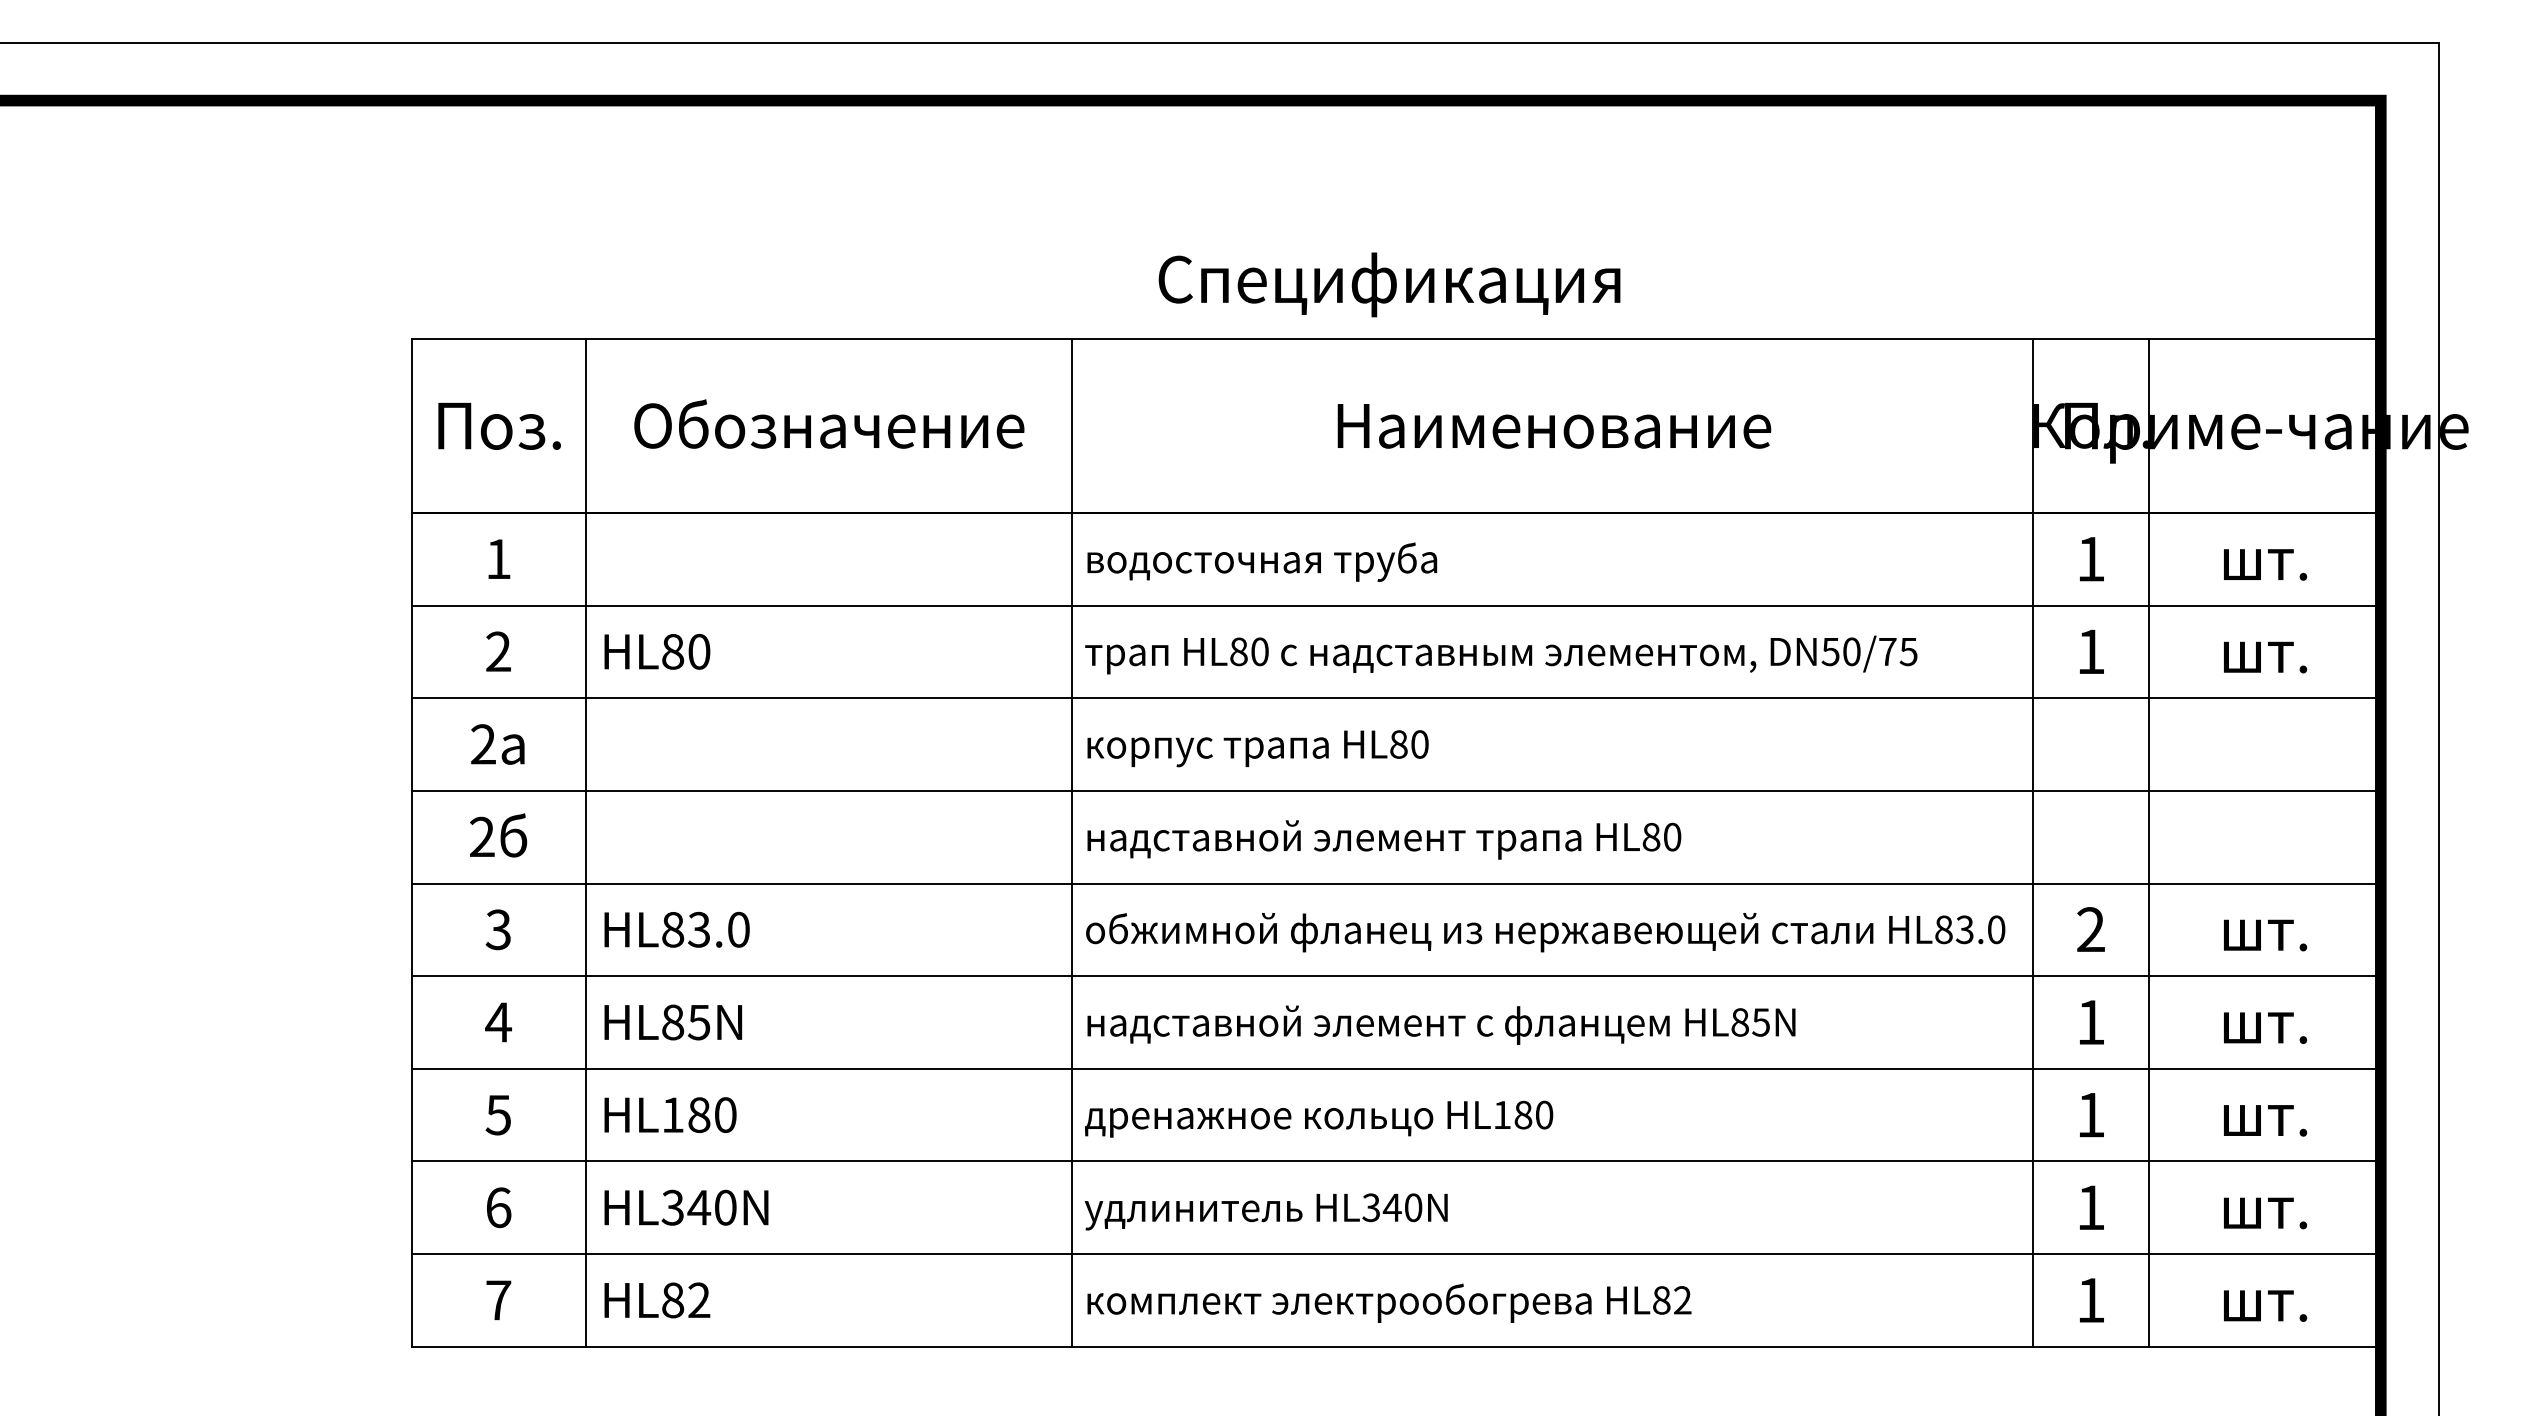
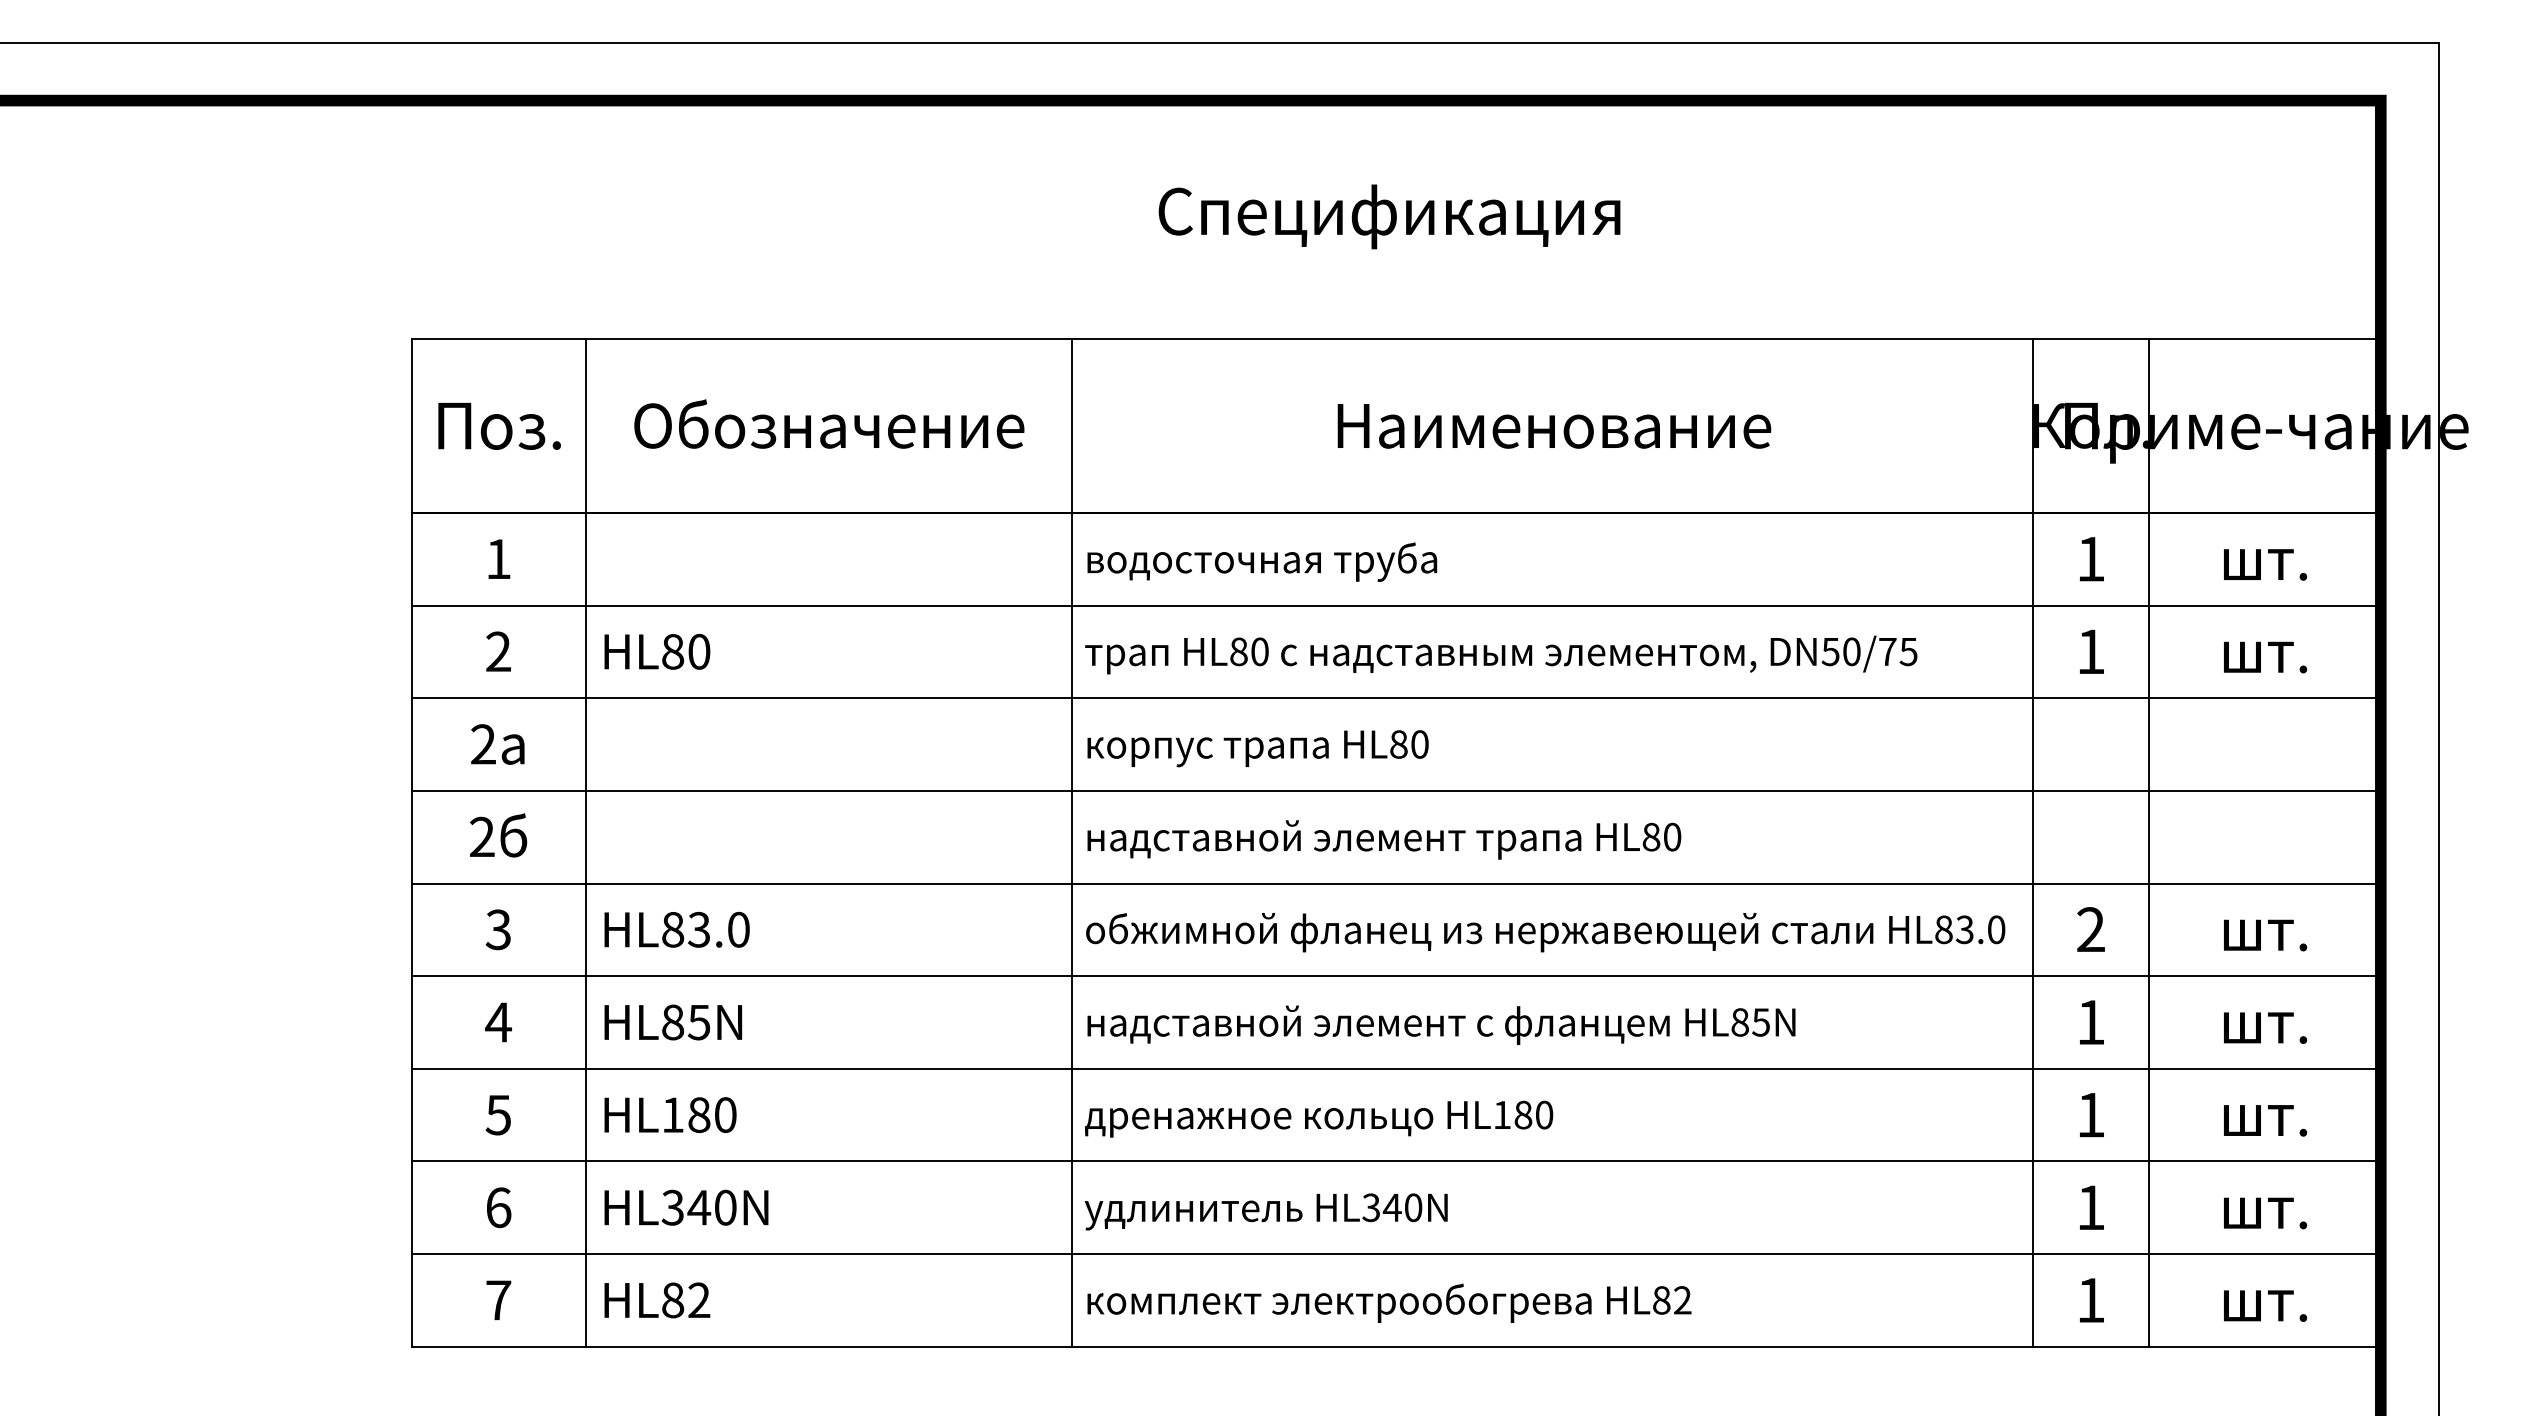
text position: (1389, 284) -> (1389, 216) (1389, 216)
